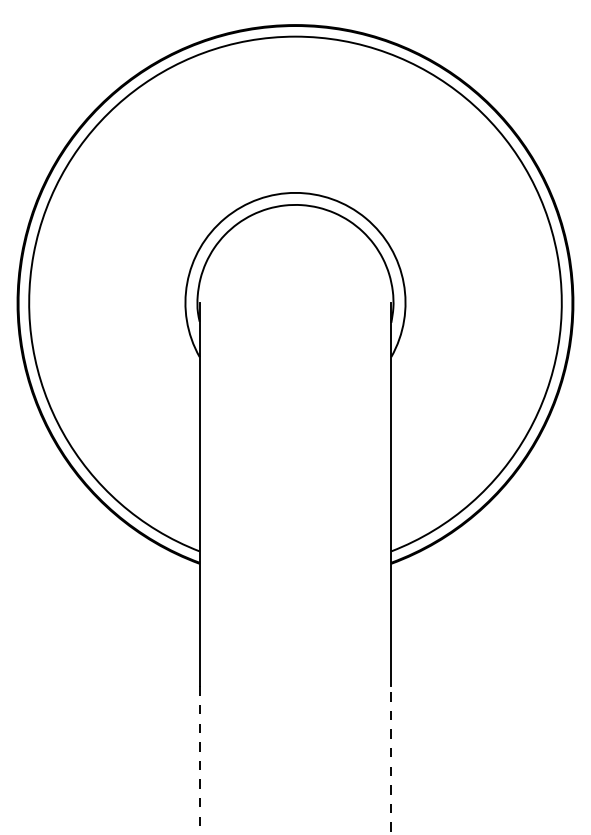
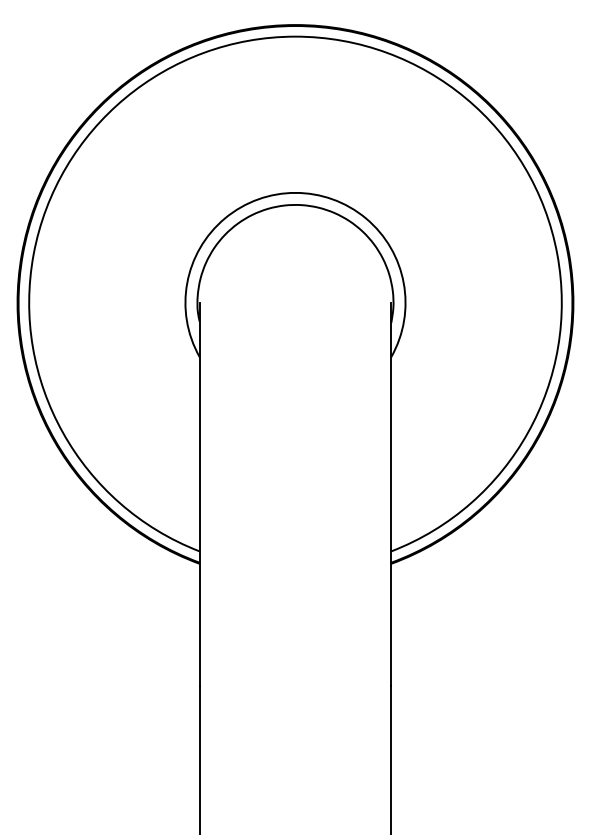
line: dashed -> solid (199, 760)
line: dashed -> solid (391, 760)
